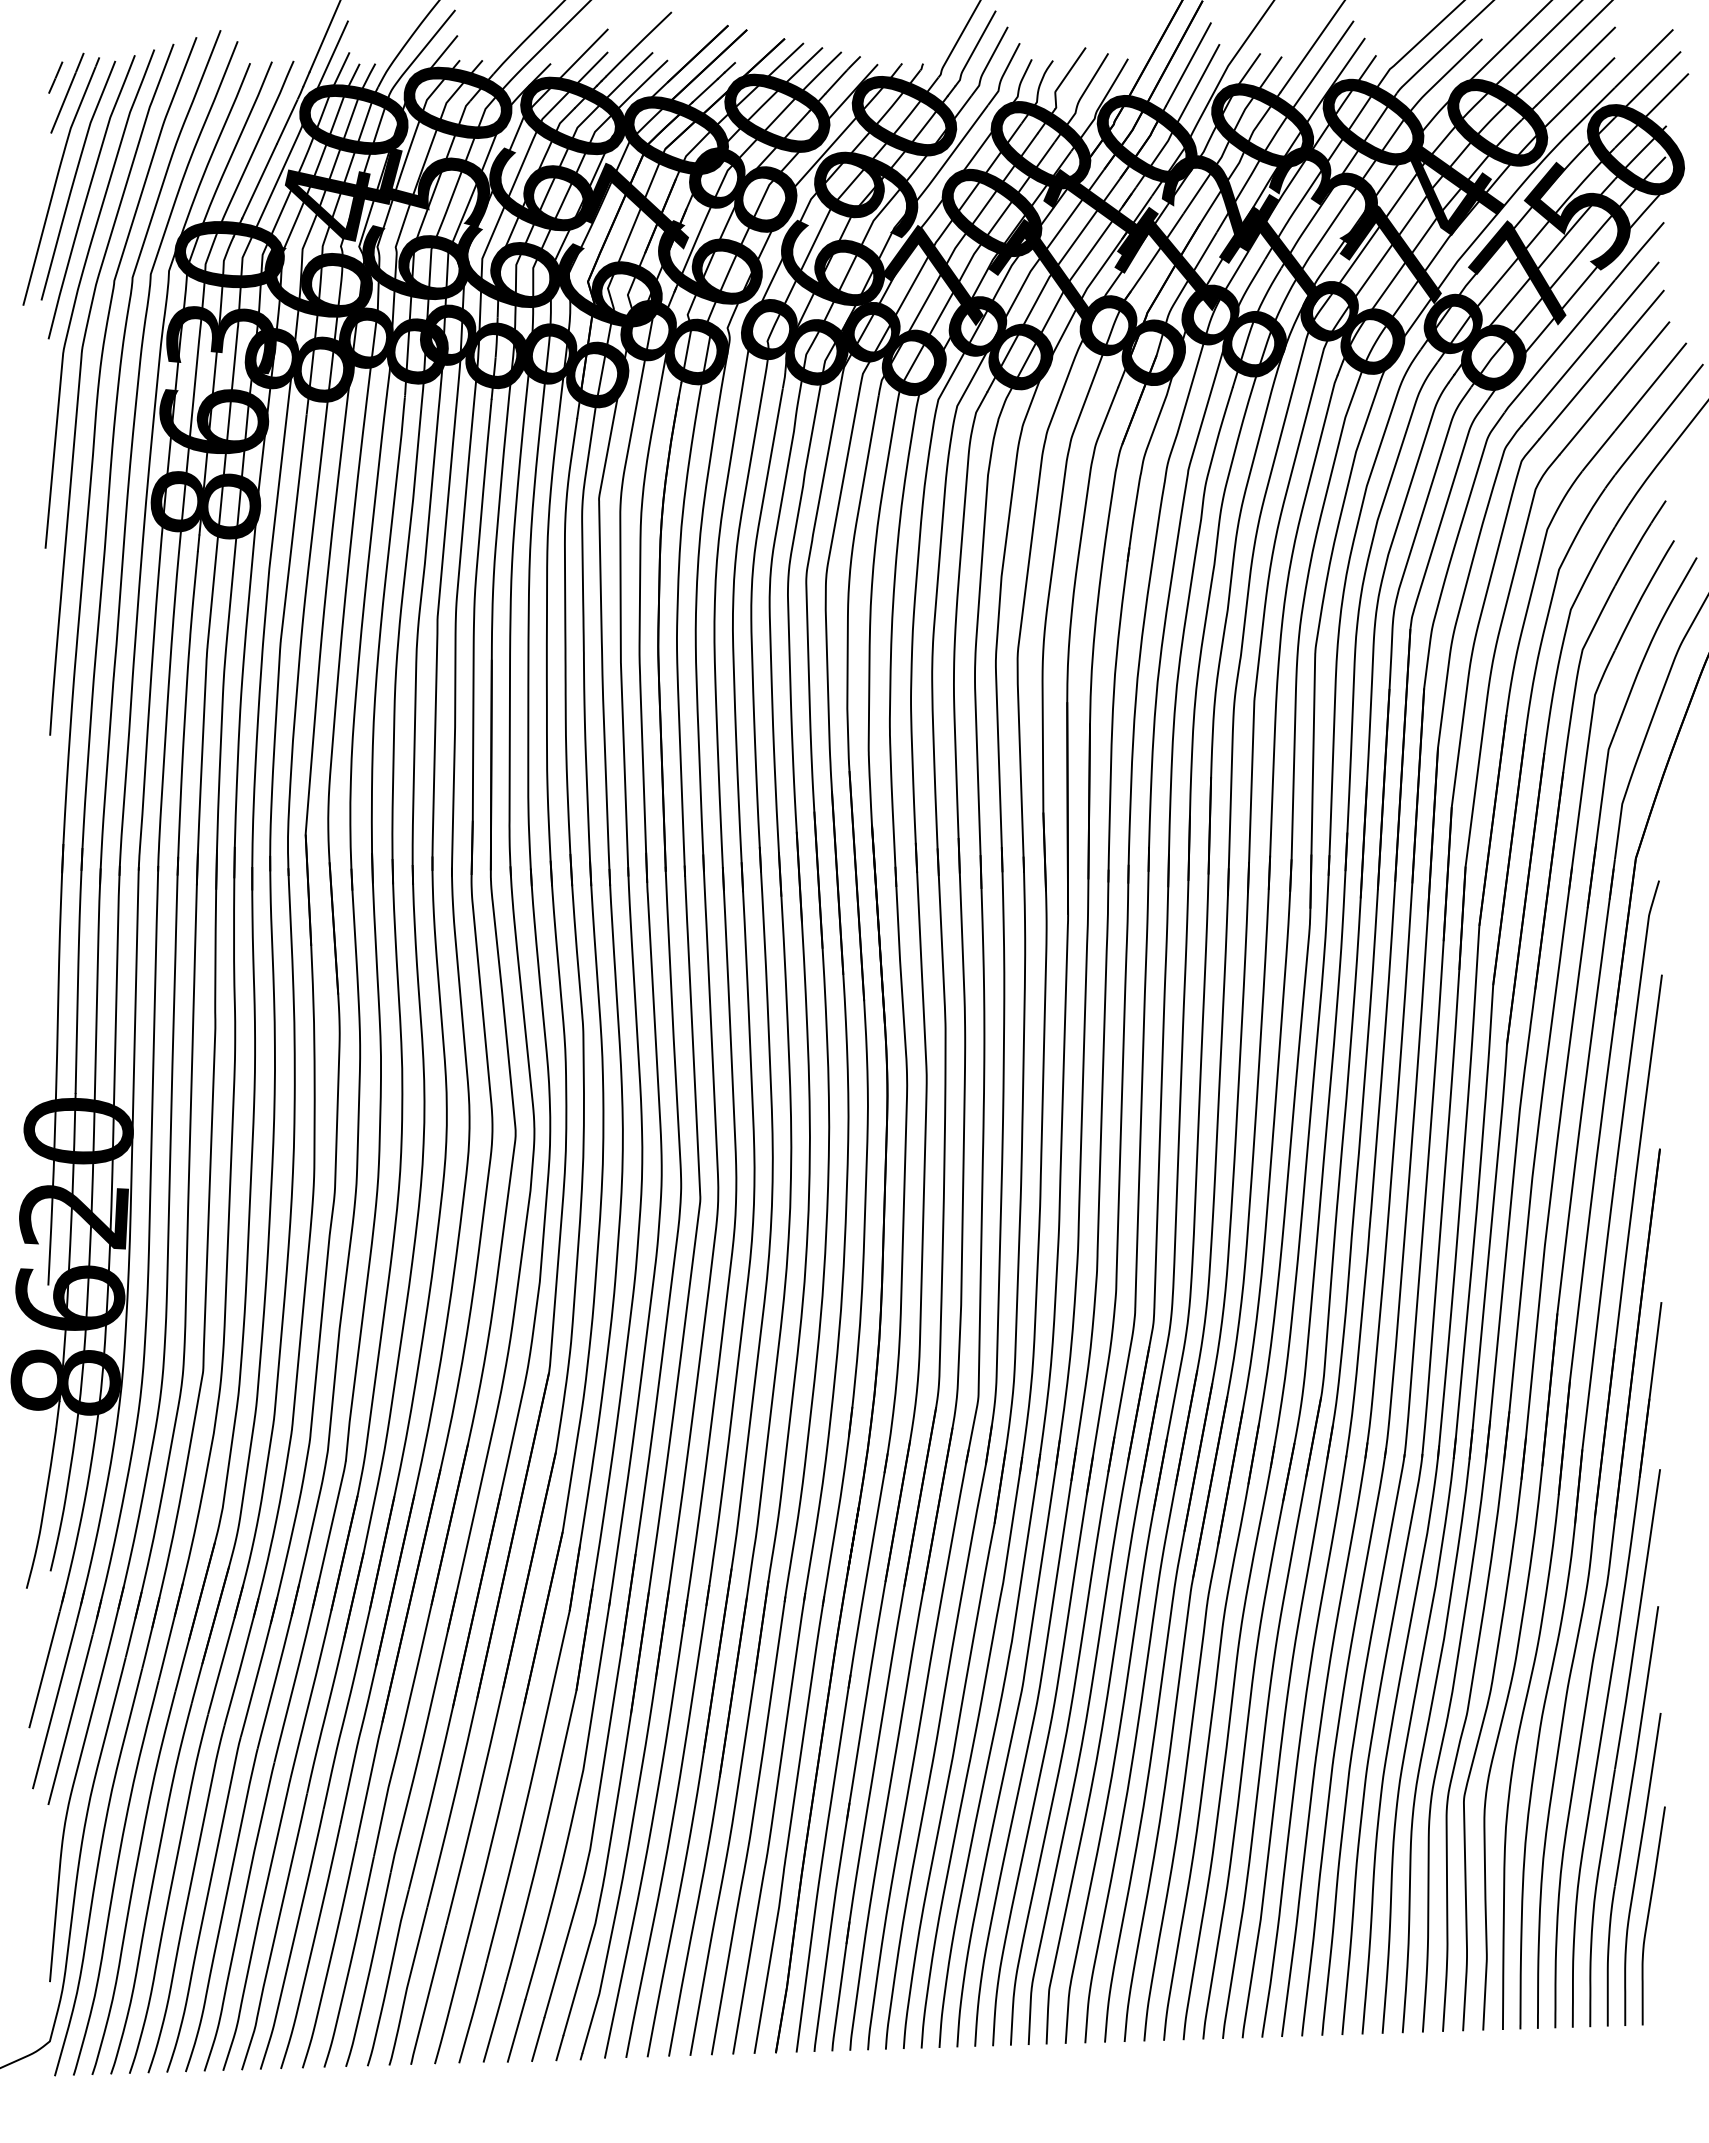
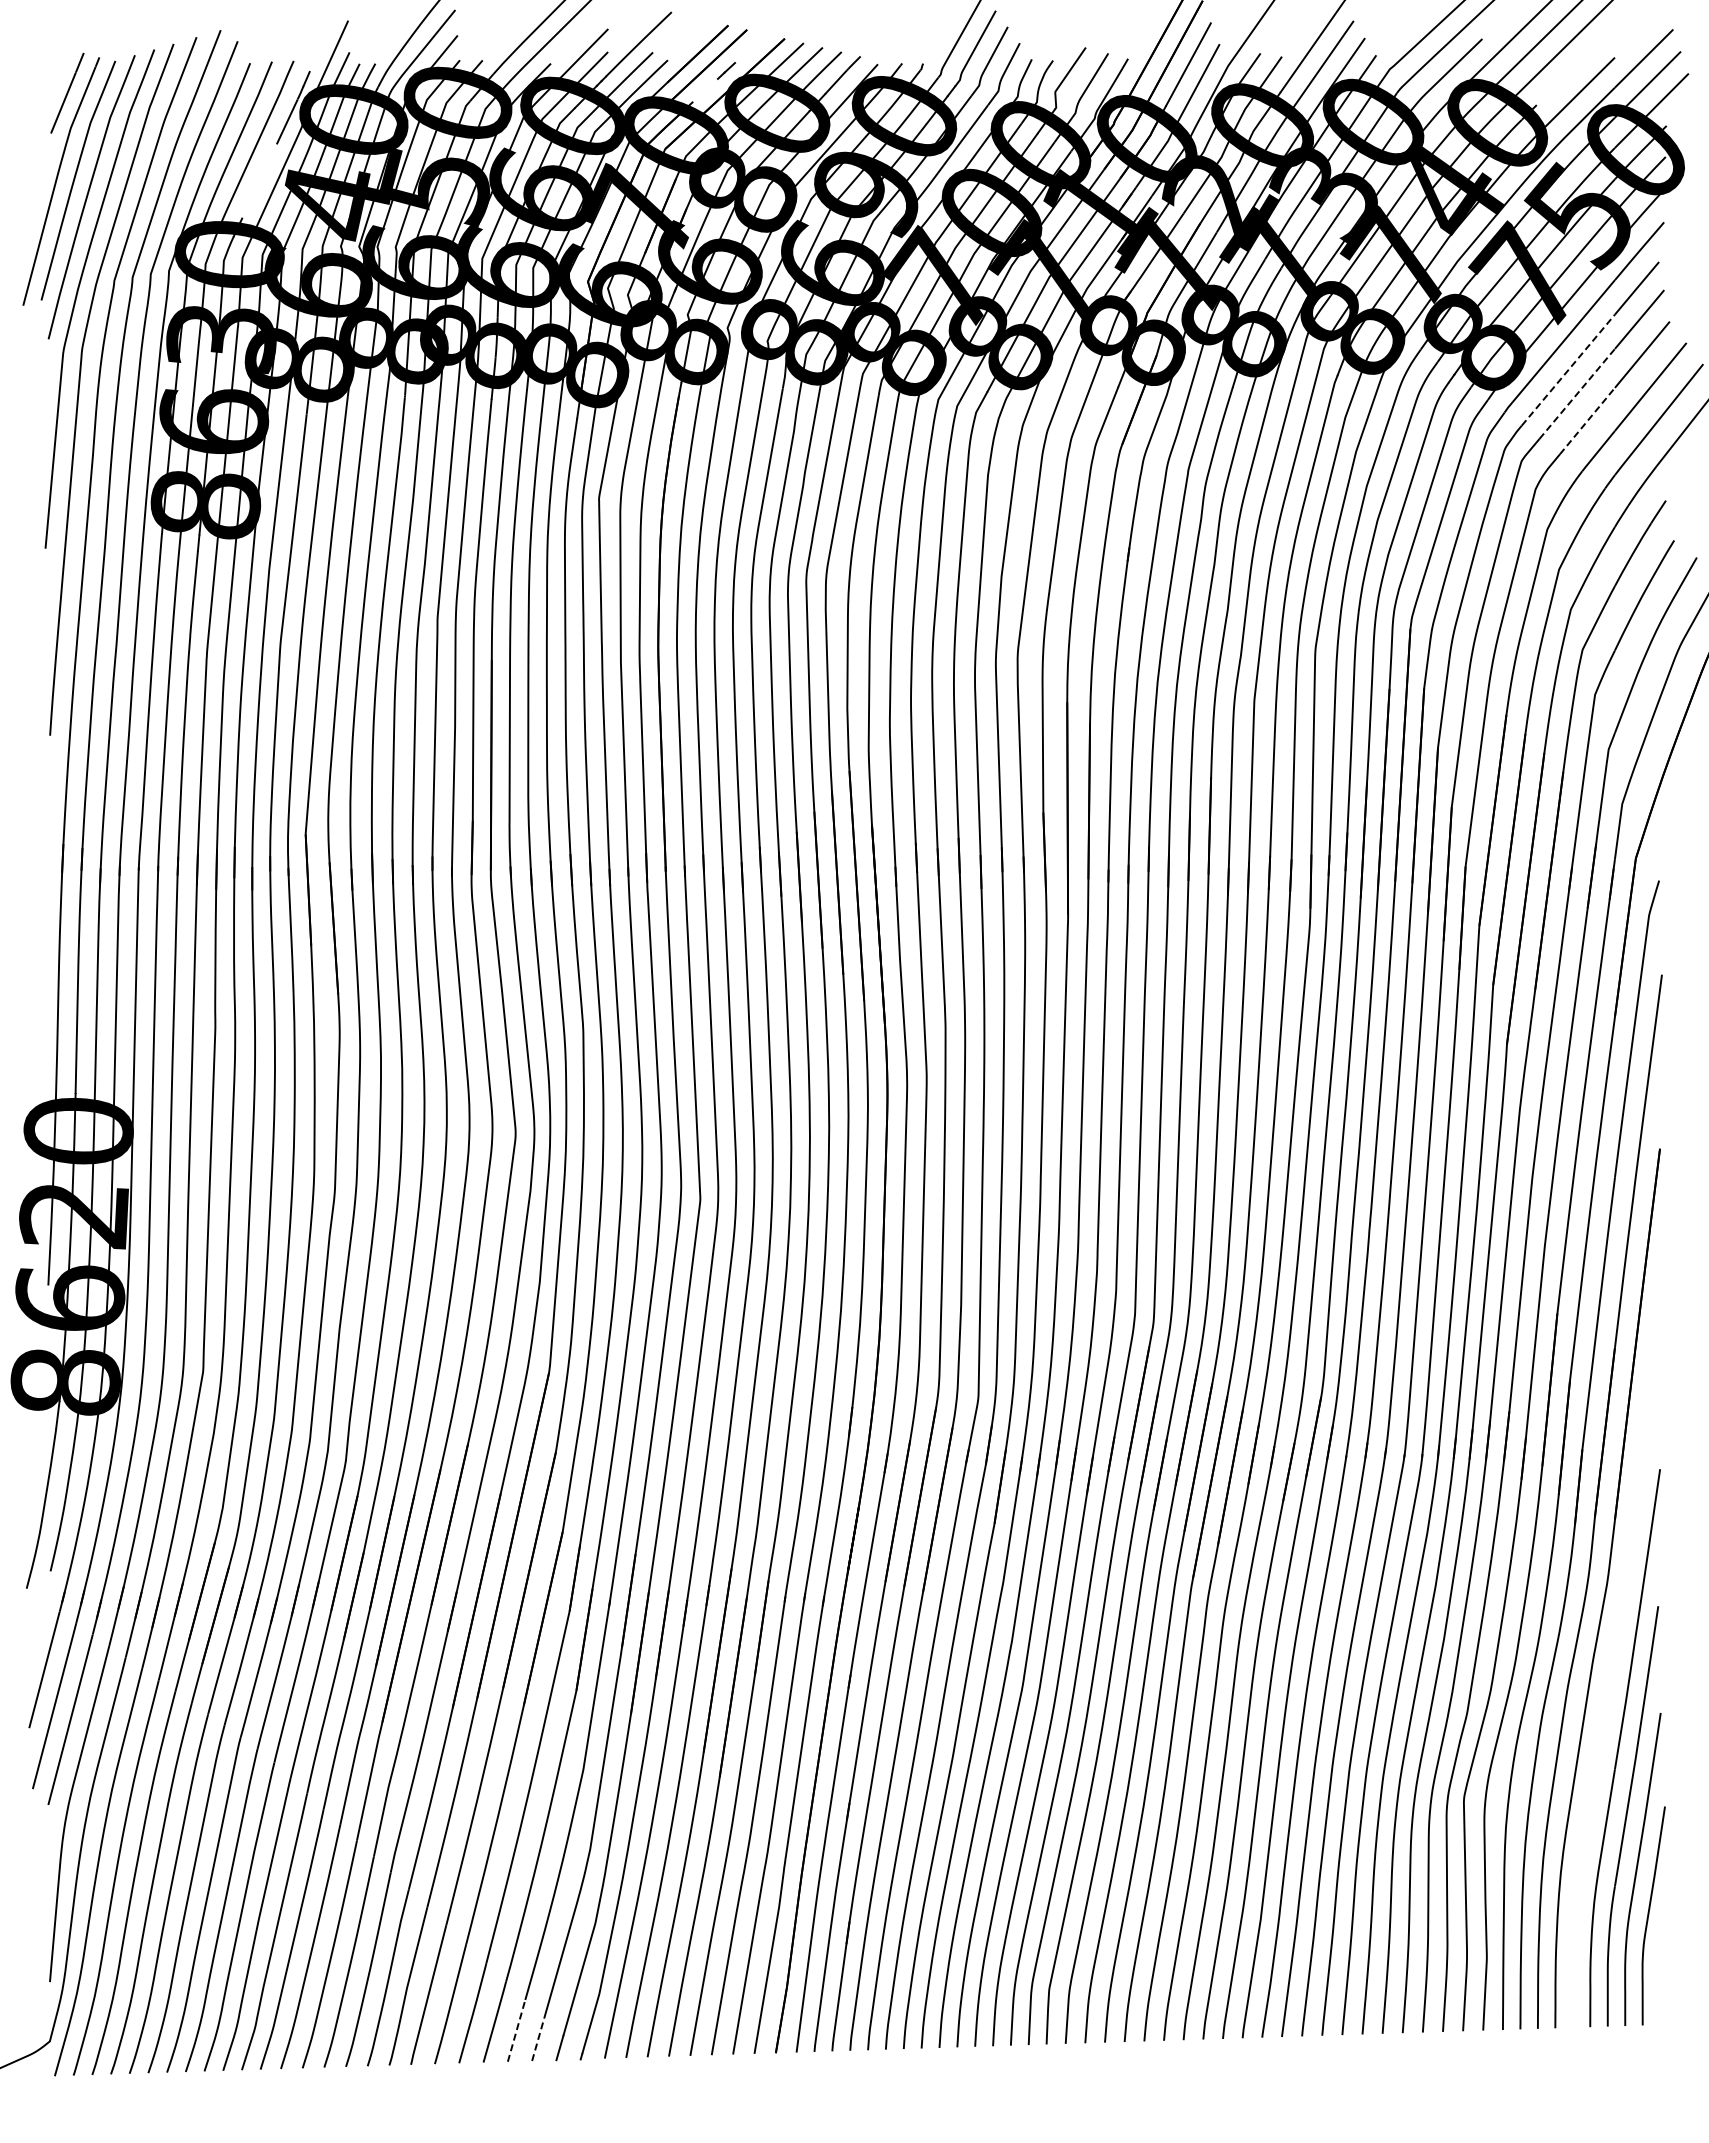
line: present -> none (324, 36)
line: present -> none (1575, 66)
line: present -> none (55, 77)
line: present -> none (704, 90)
line: present -> none (259, 181)
line: solid -> dashed (1568, 369)
line: solid -> dashed (1577, 393)
line: solid -> dashed (1587, 420)
part: present -> none (1616, 1664)
line: solid -> dashed (516, 2030)
line: solid -> dashed (538, 2039)
